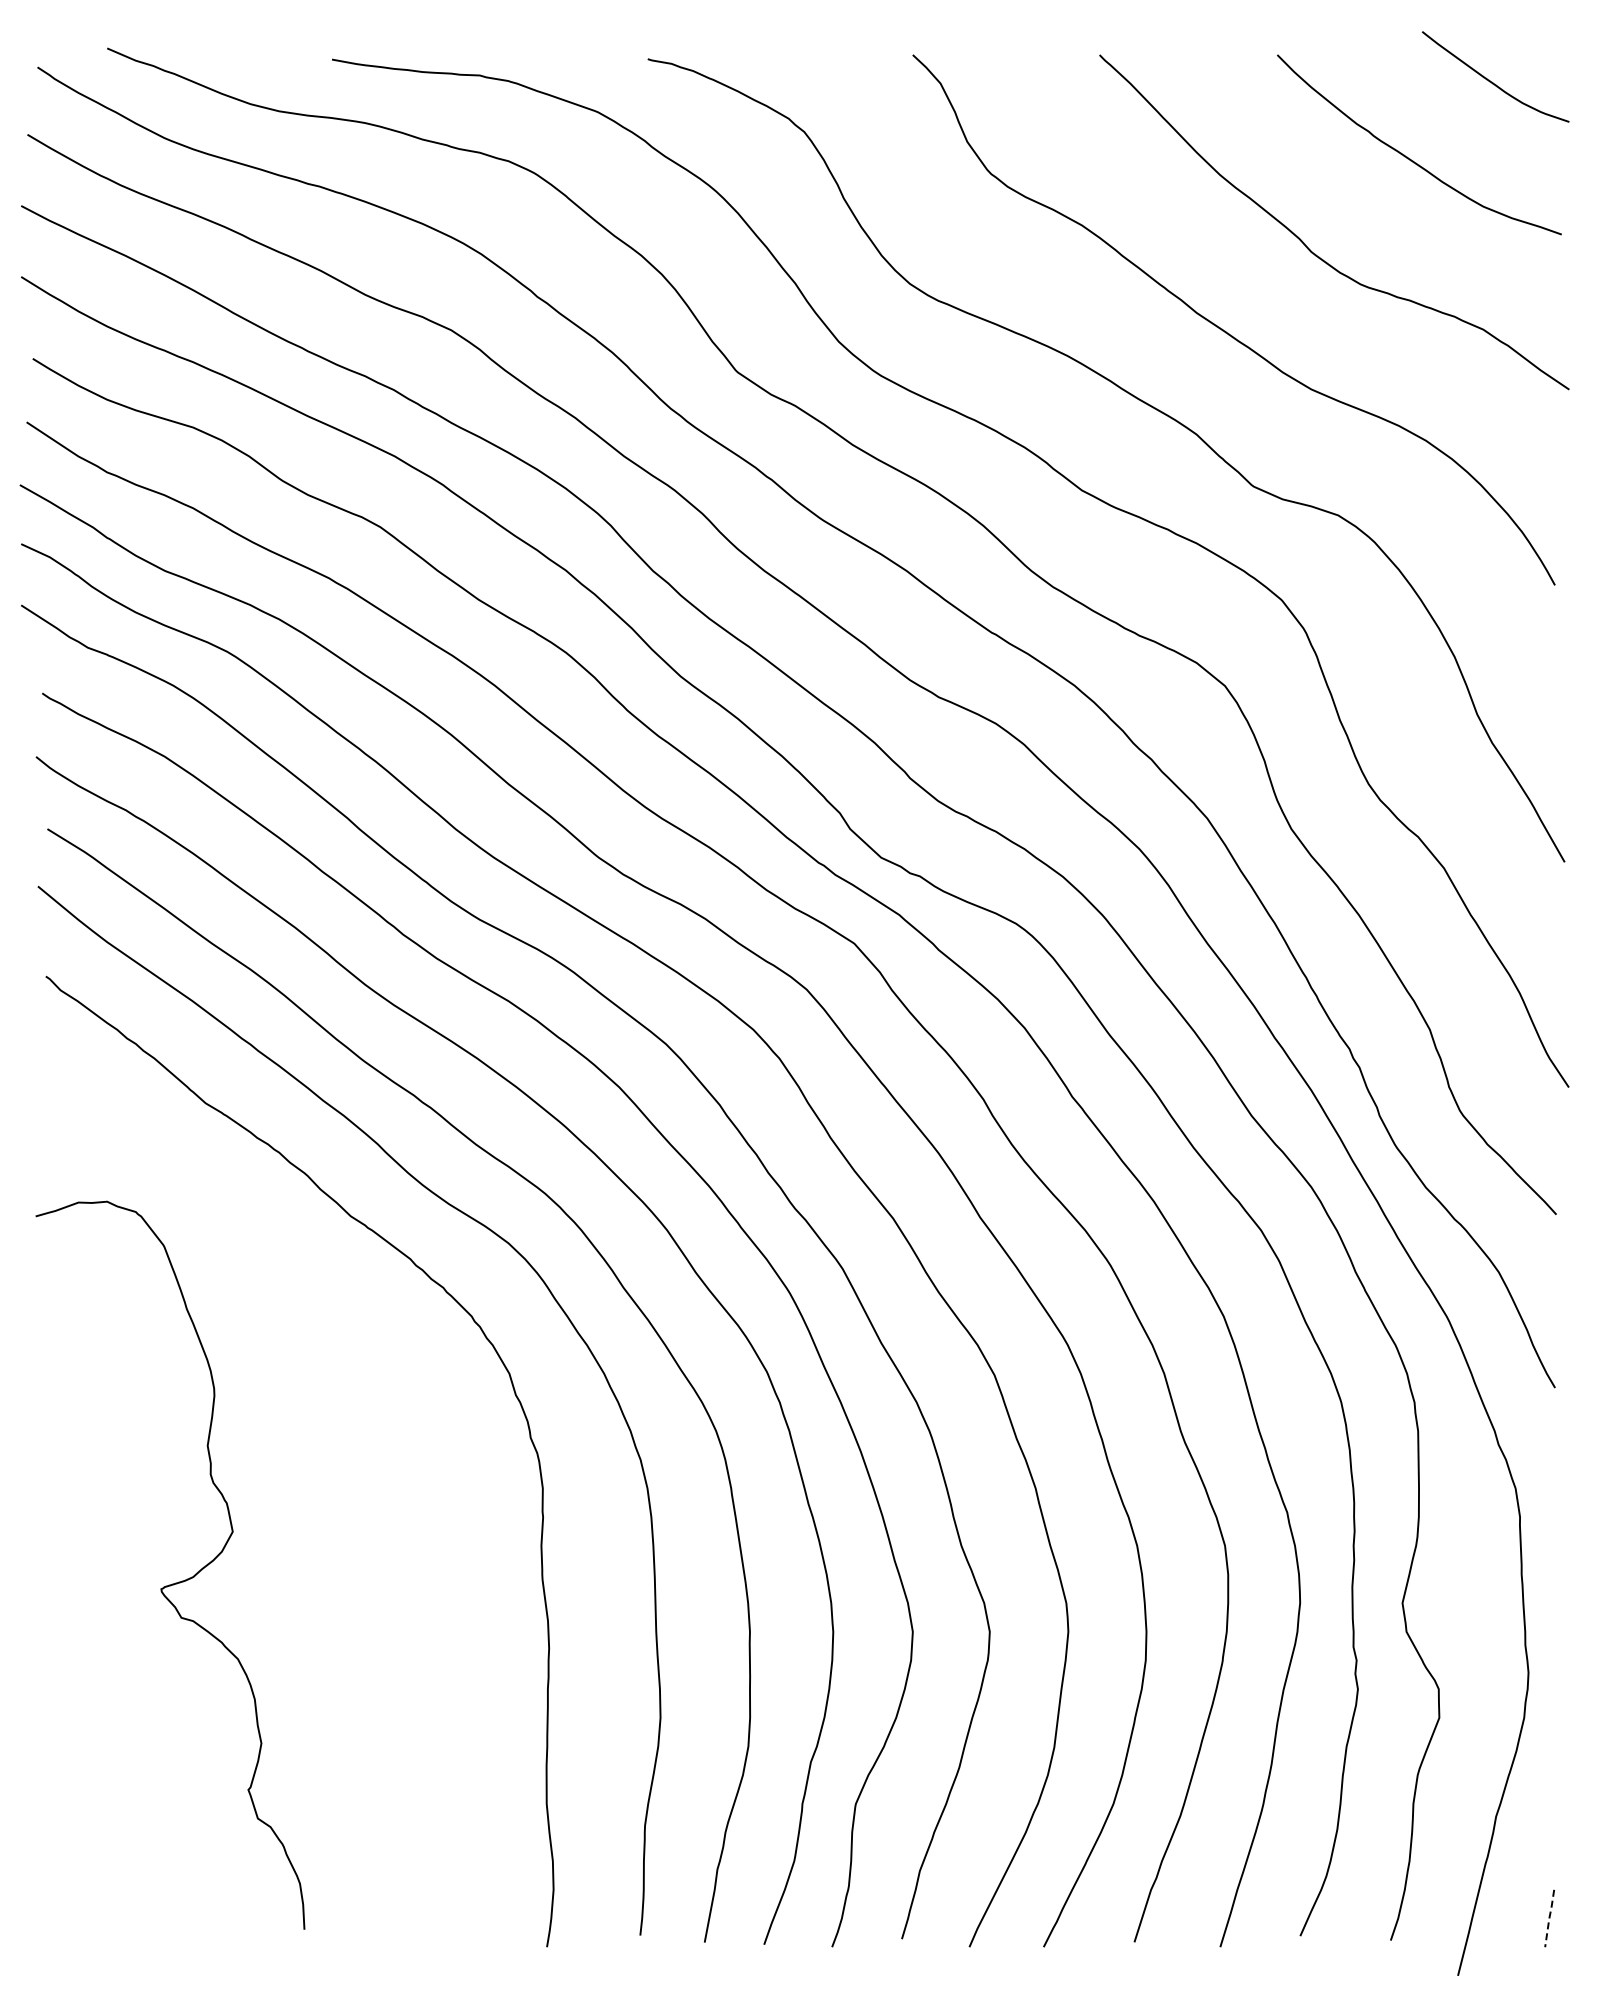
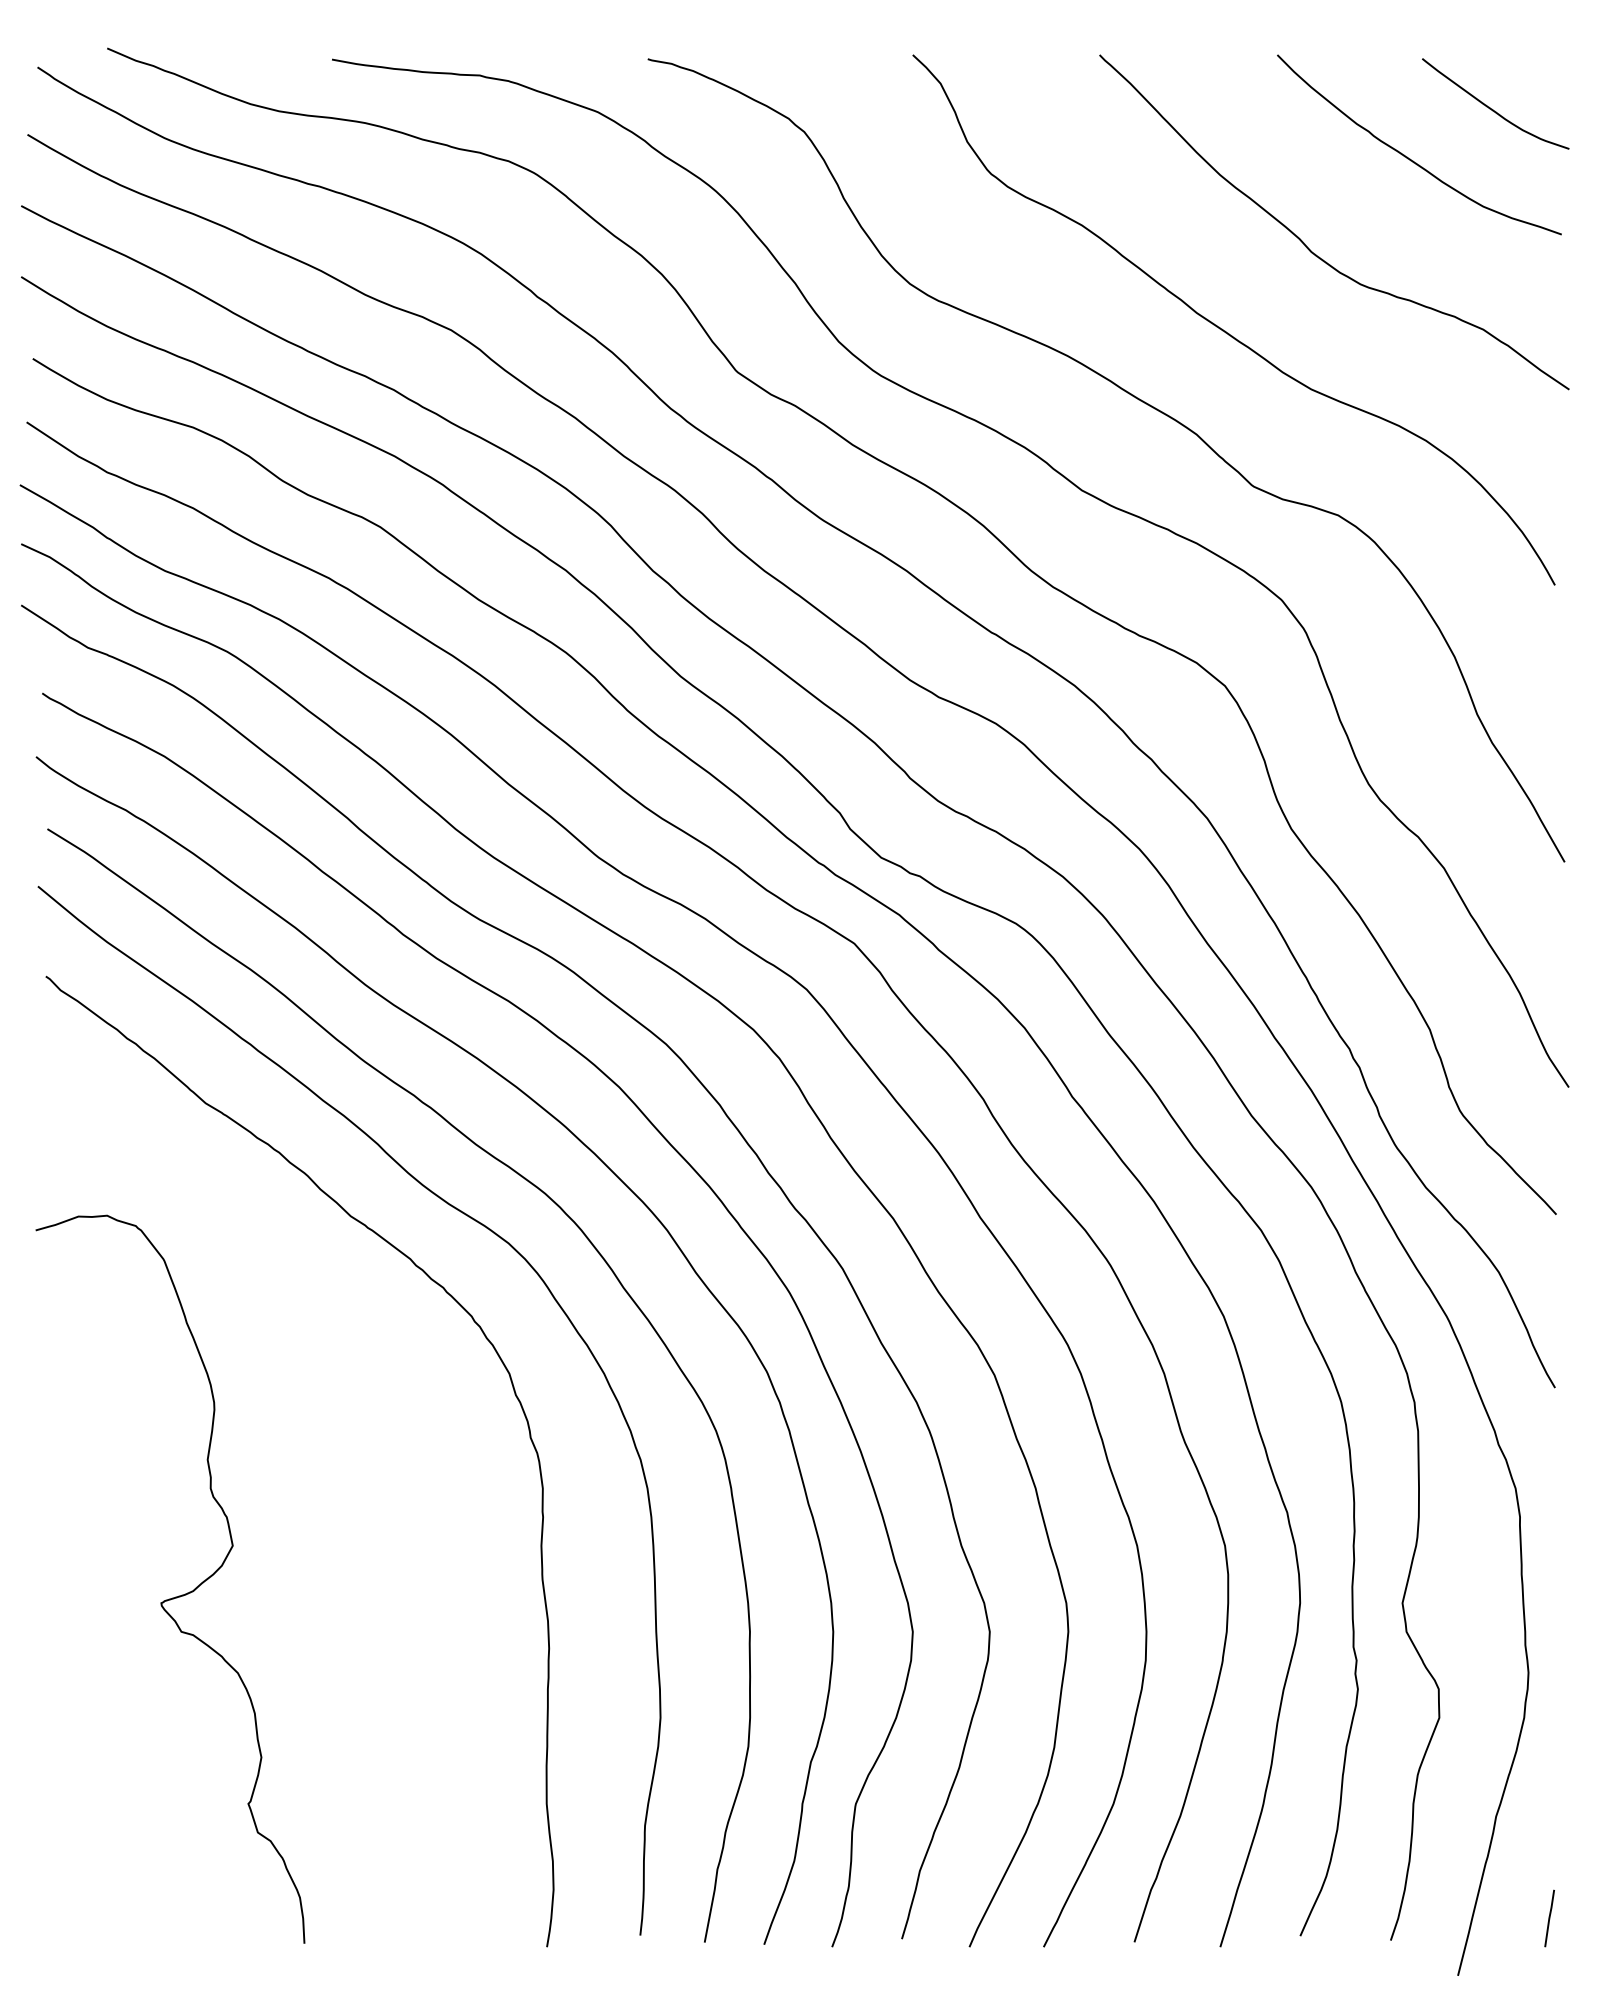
curve position: (1493, 82) -> (1493, 109) (1493, 109)
curve position: (175, 1582) -> (175, 1596) (175, 1596)
line: dashed -> solid (1549, 1918)
